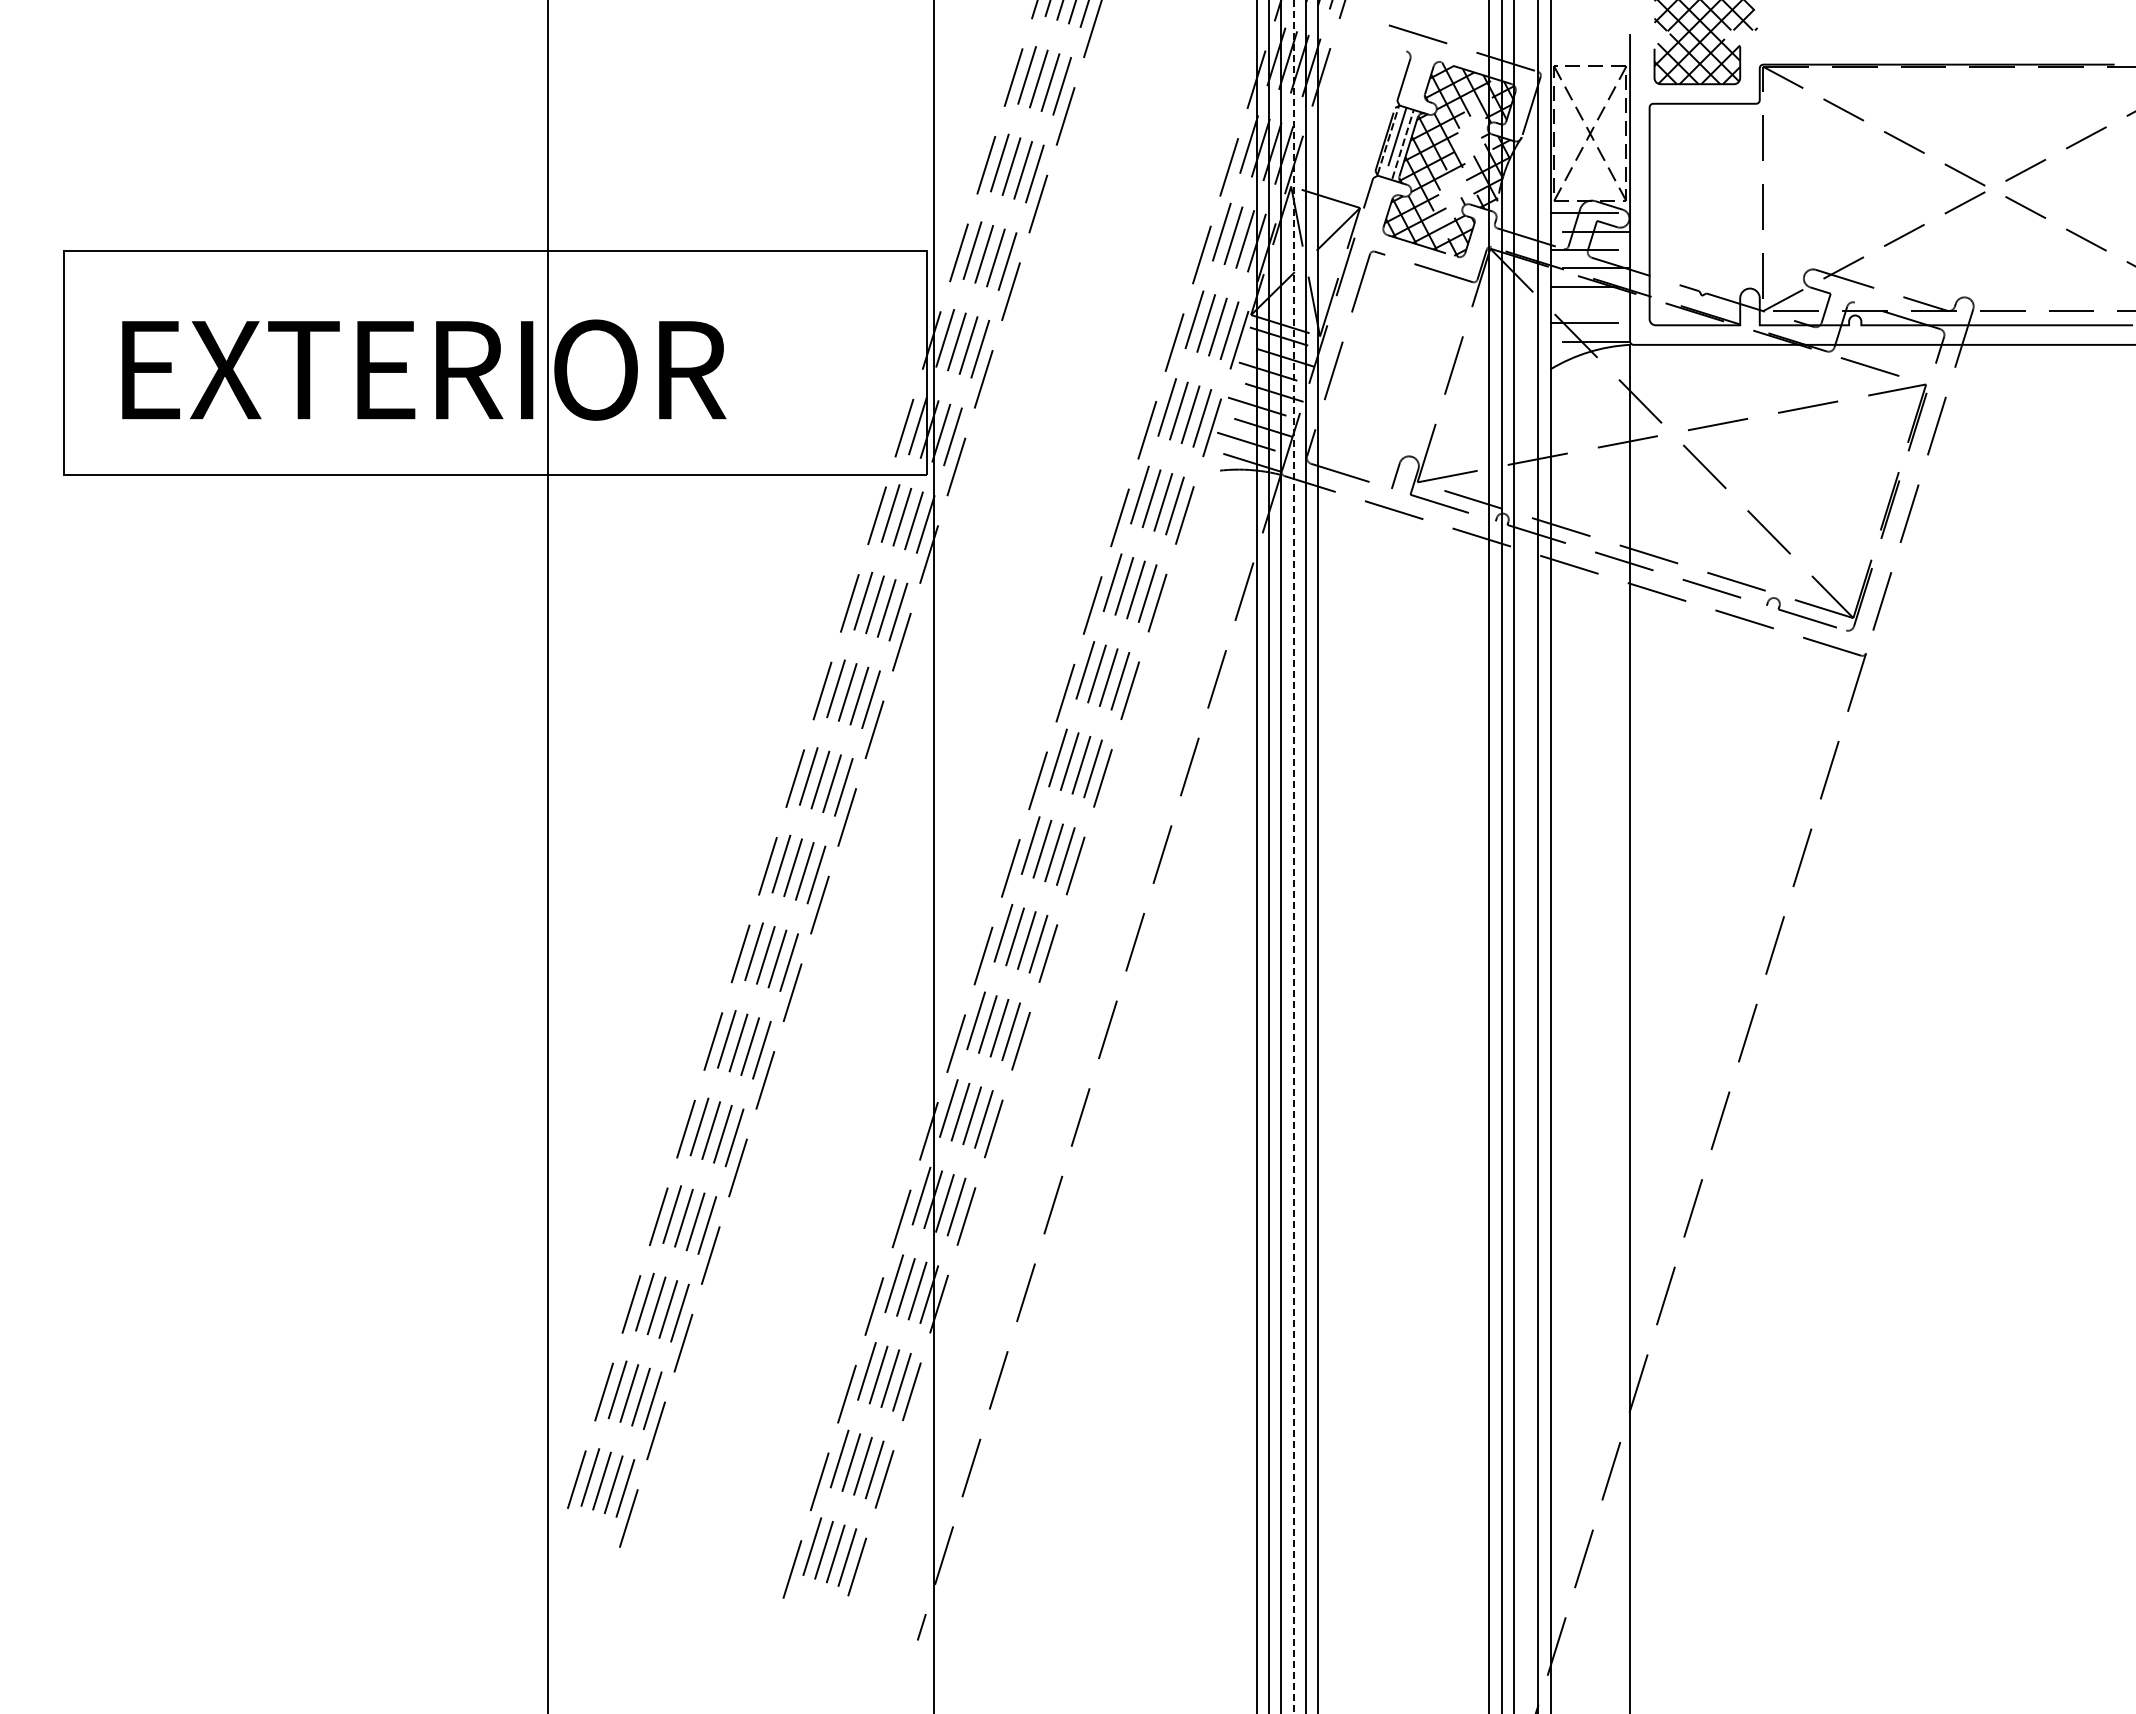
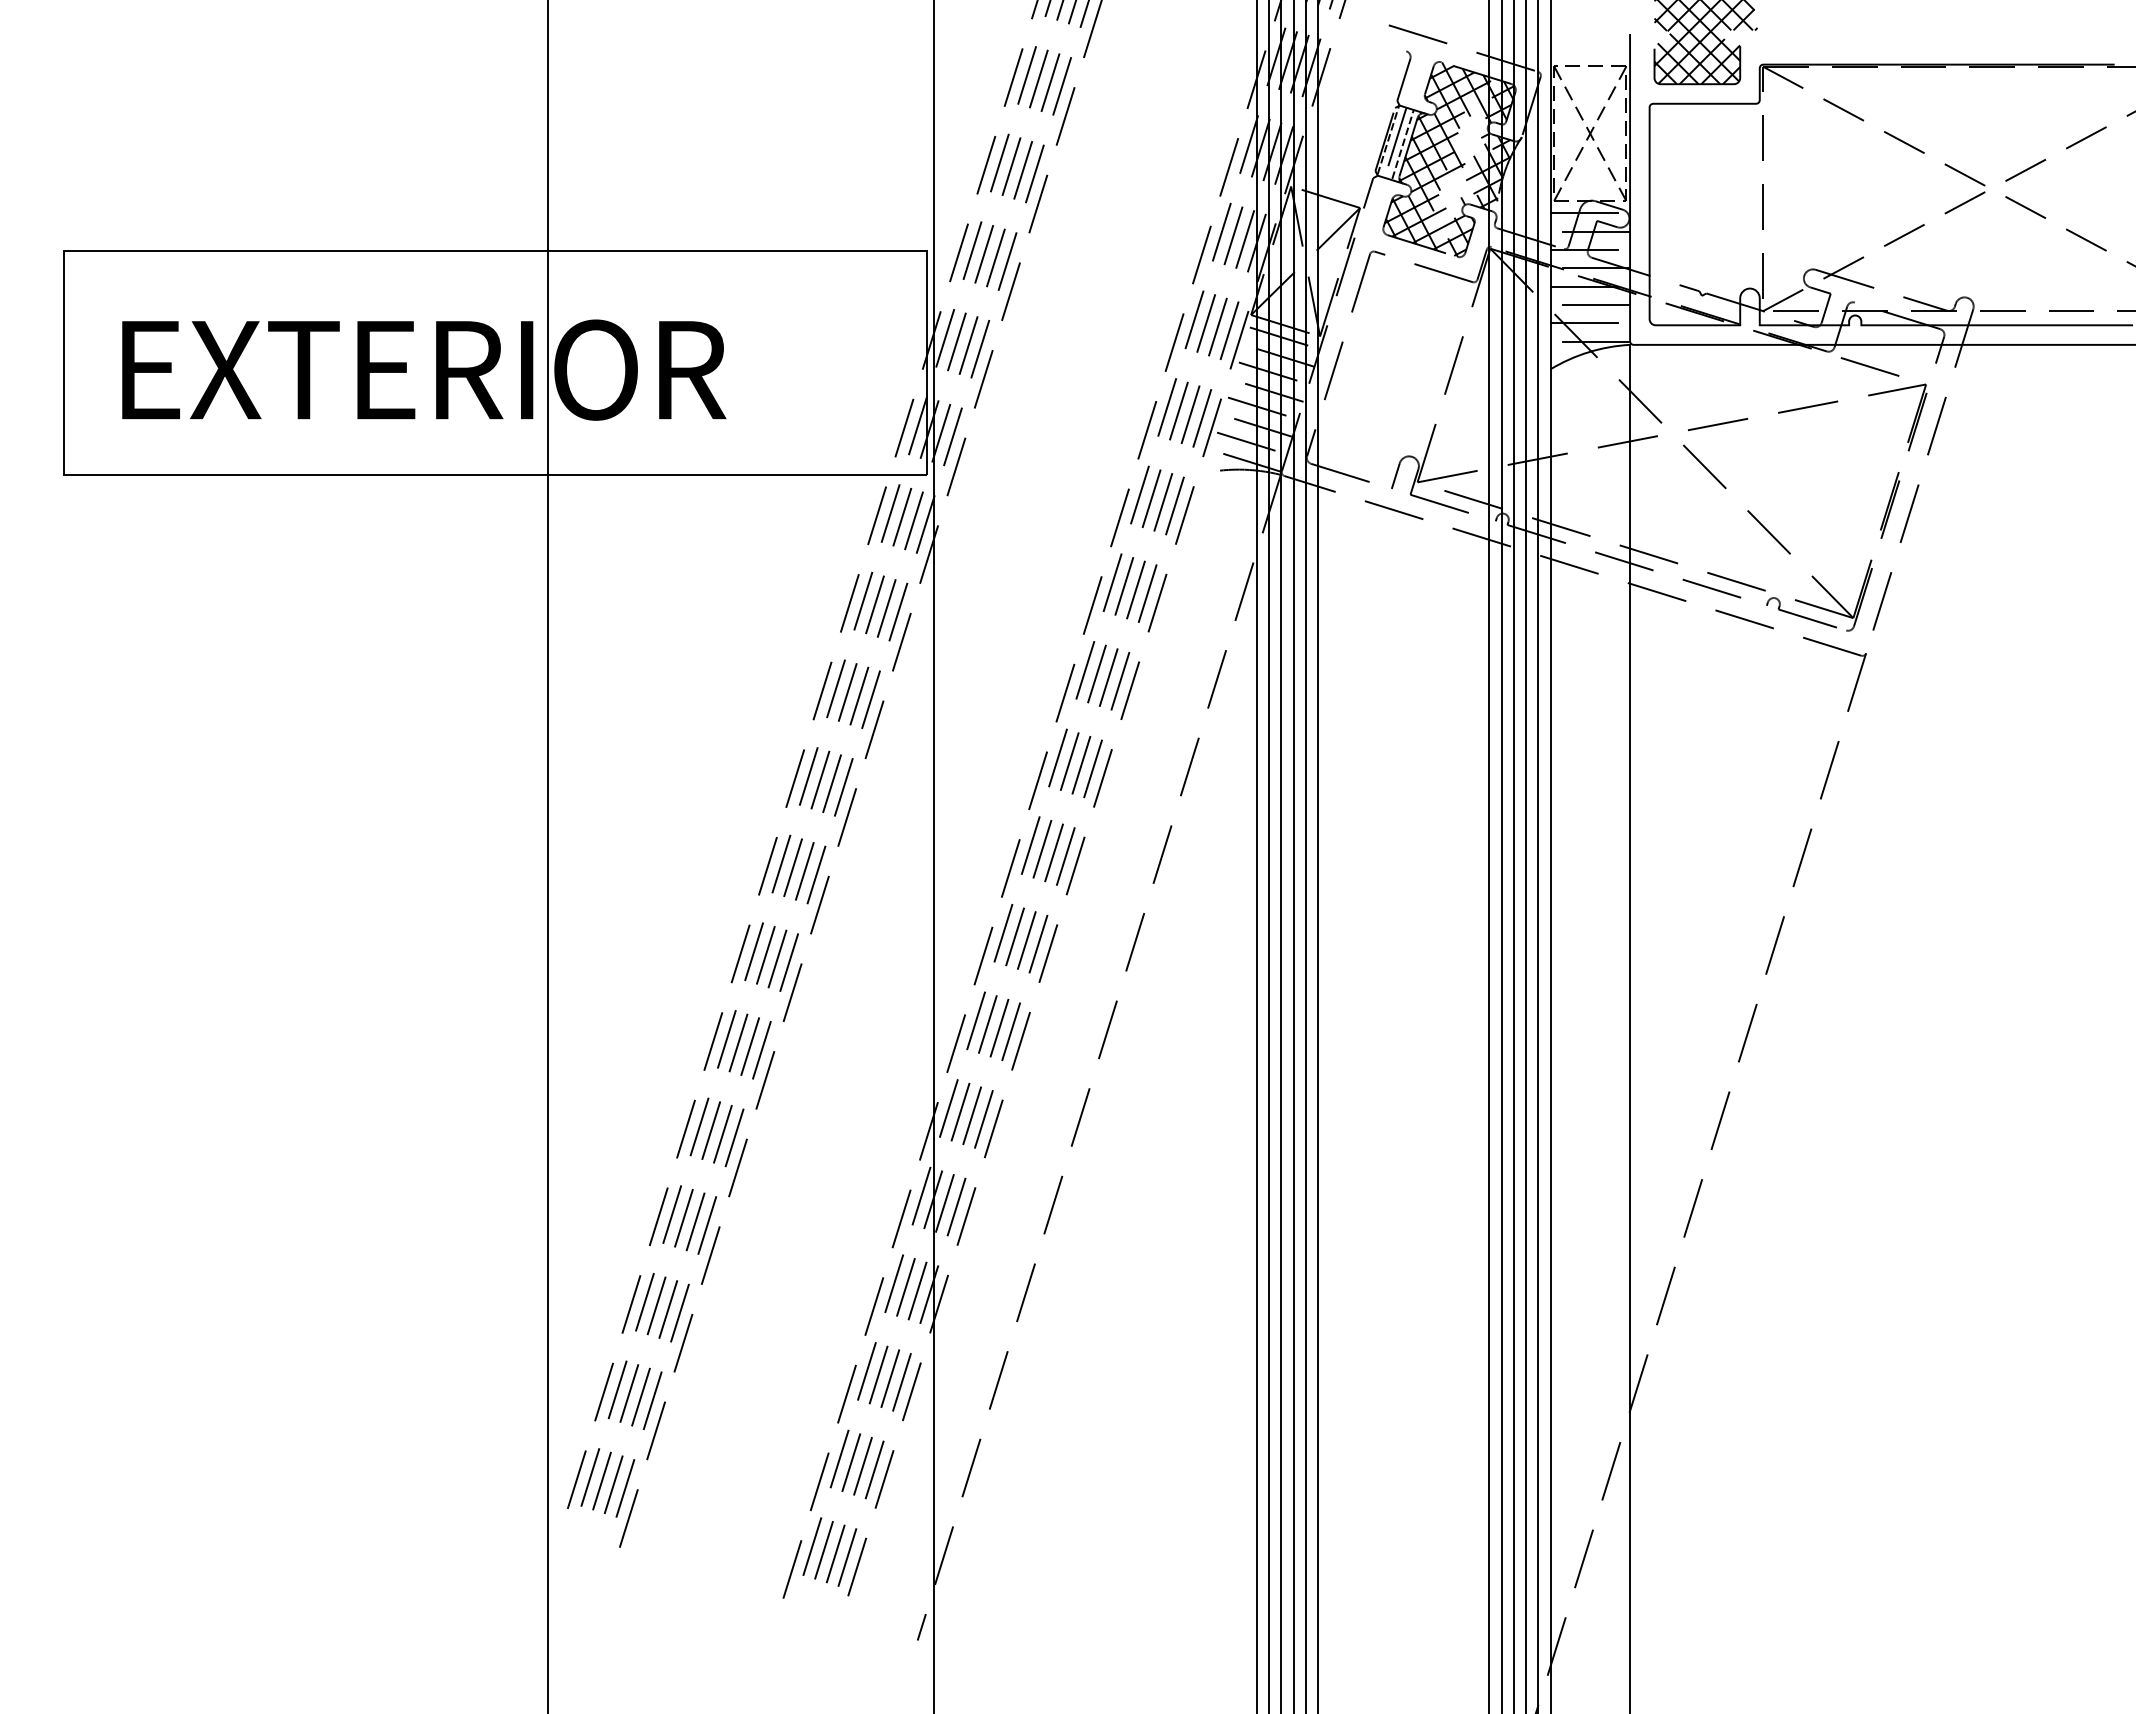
line: none -> present (1596, 305)
line: none -> present (1526, 856)
line: dashed -> solid (1293, 857)
